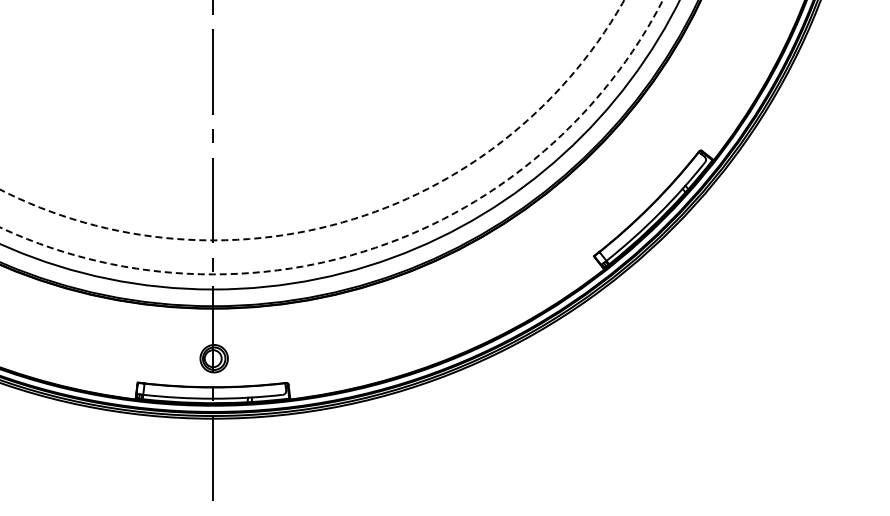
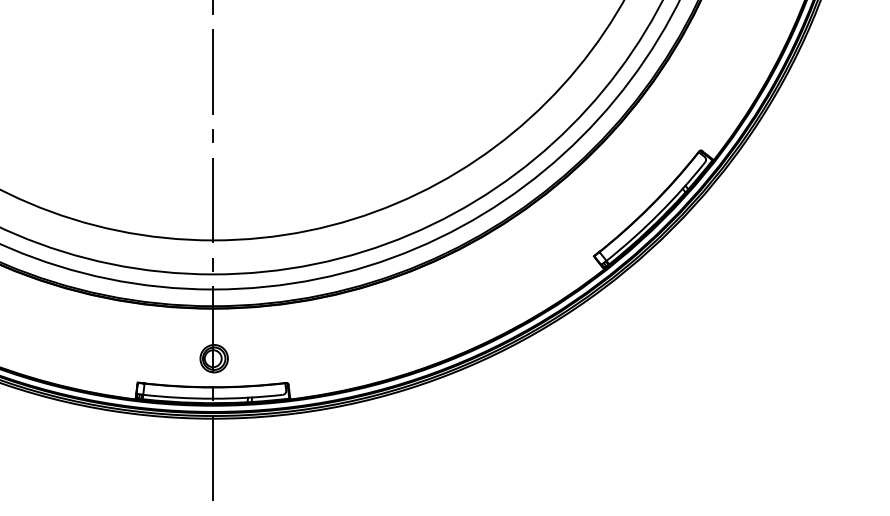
circle: dashed -> solid (312, 120)
circle: dashed -> solid (331, 137)
